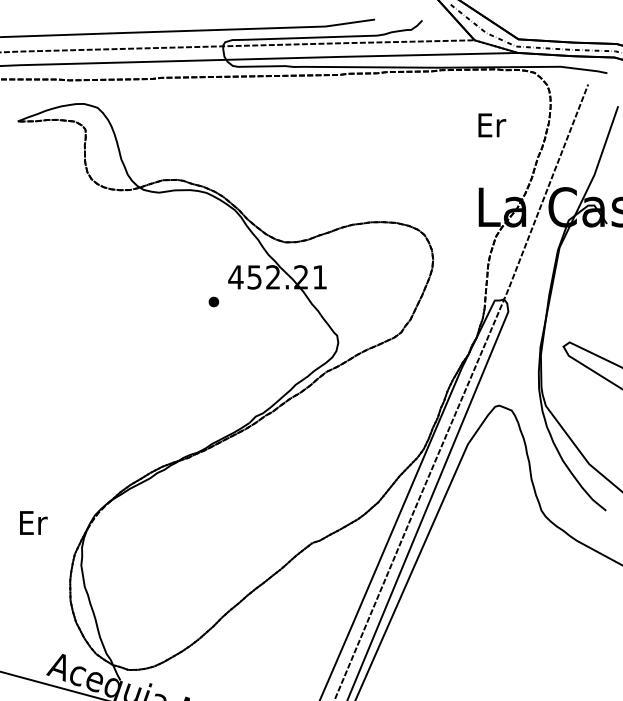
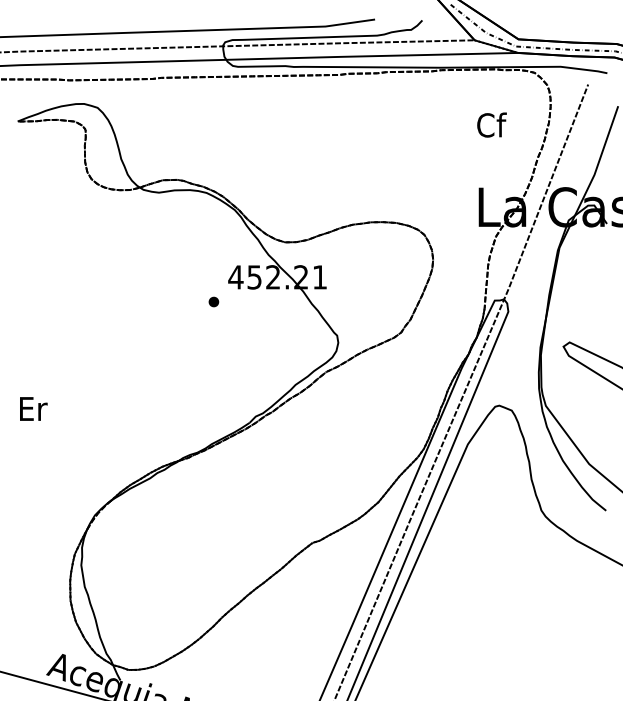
text: Er -> Cf (491, 124)
text position: (33, 522) -> (33, 408) (33, 408)
